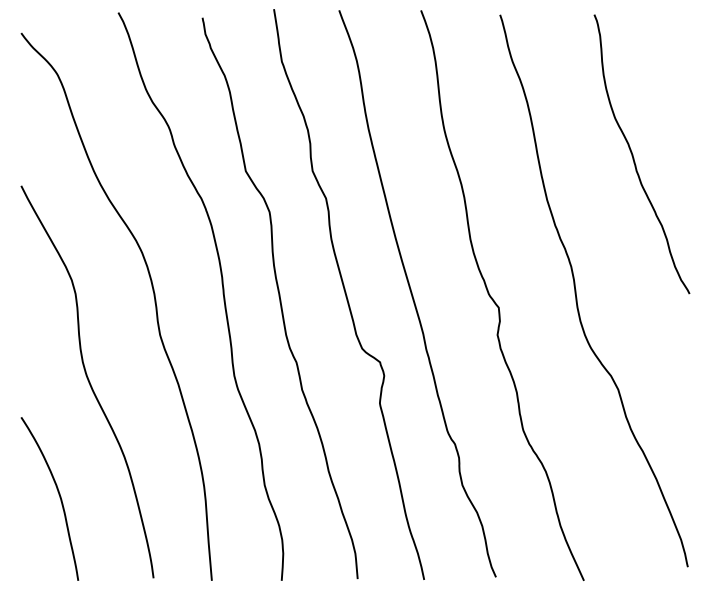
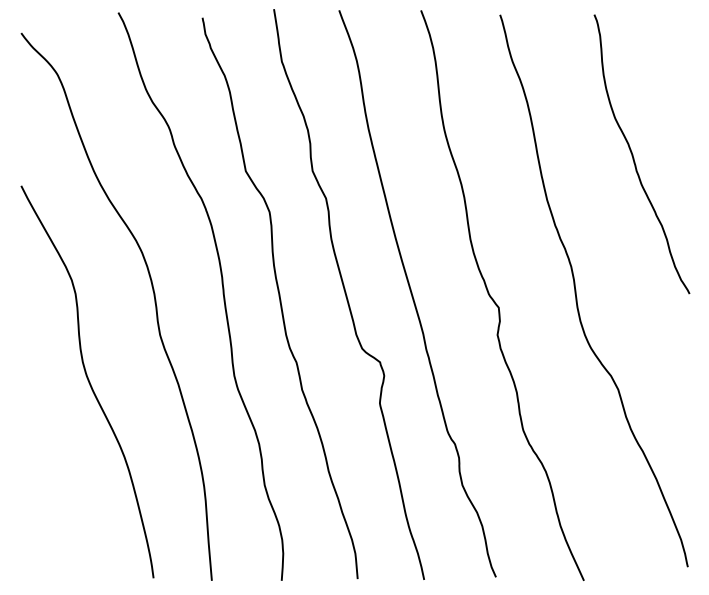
curve: present -> none (58, 494)
